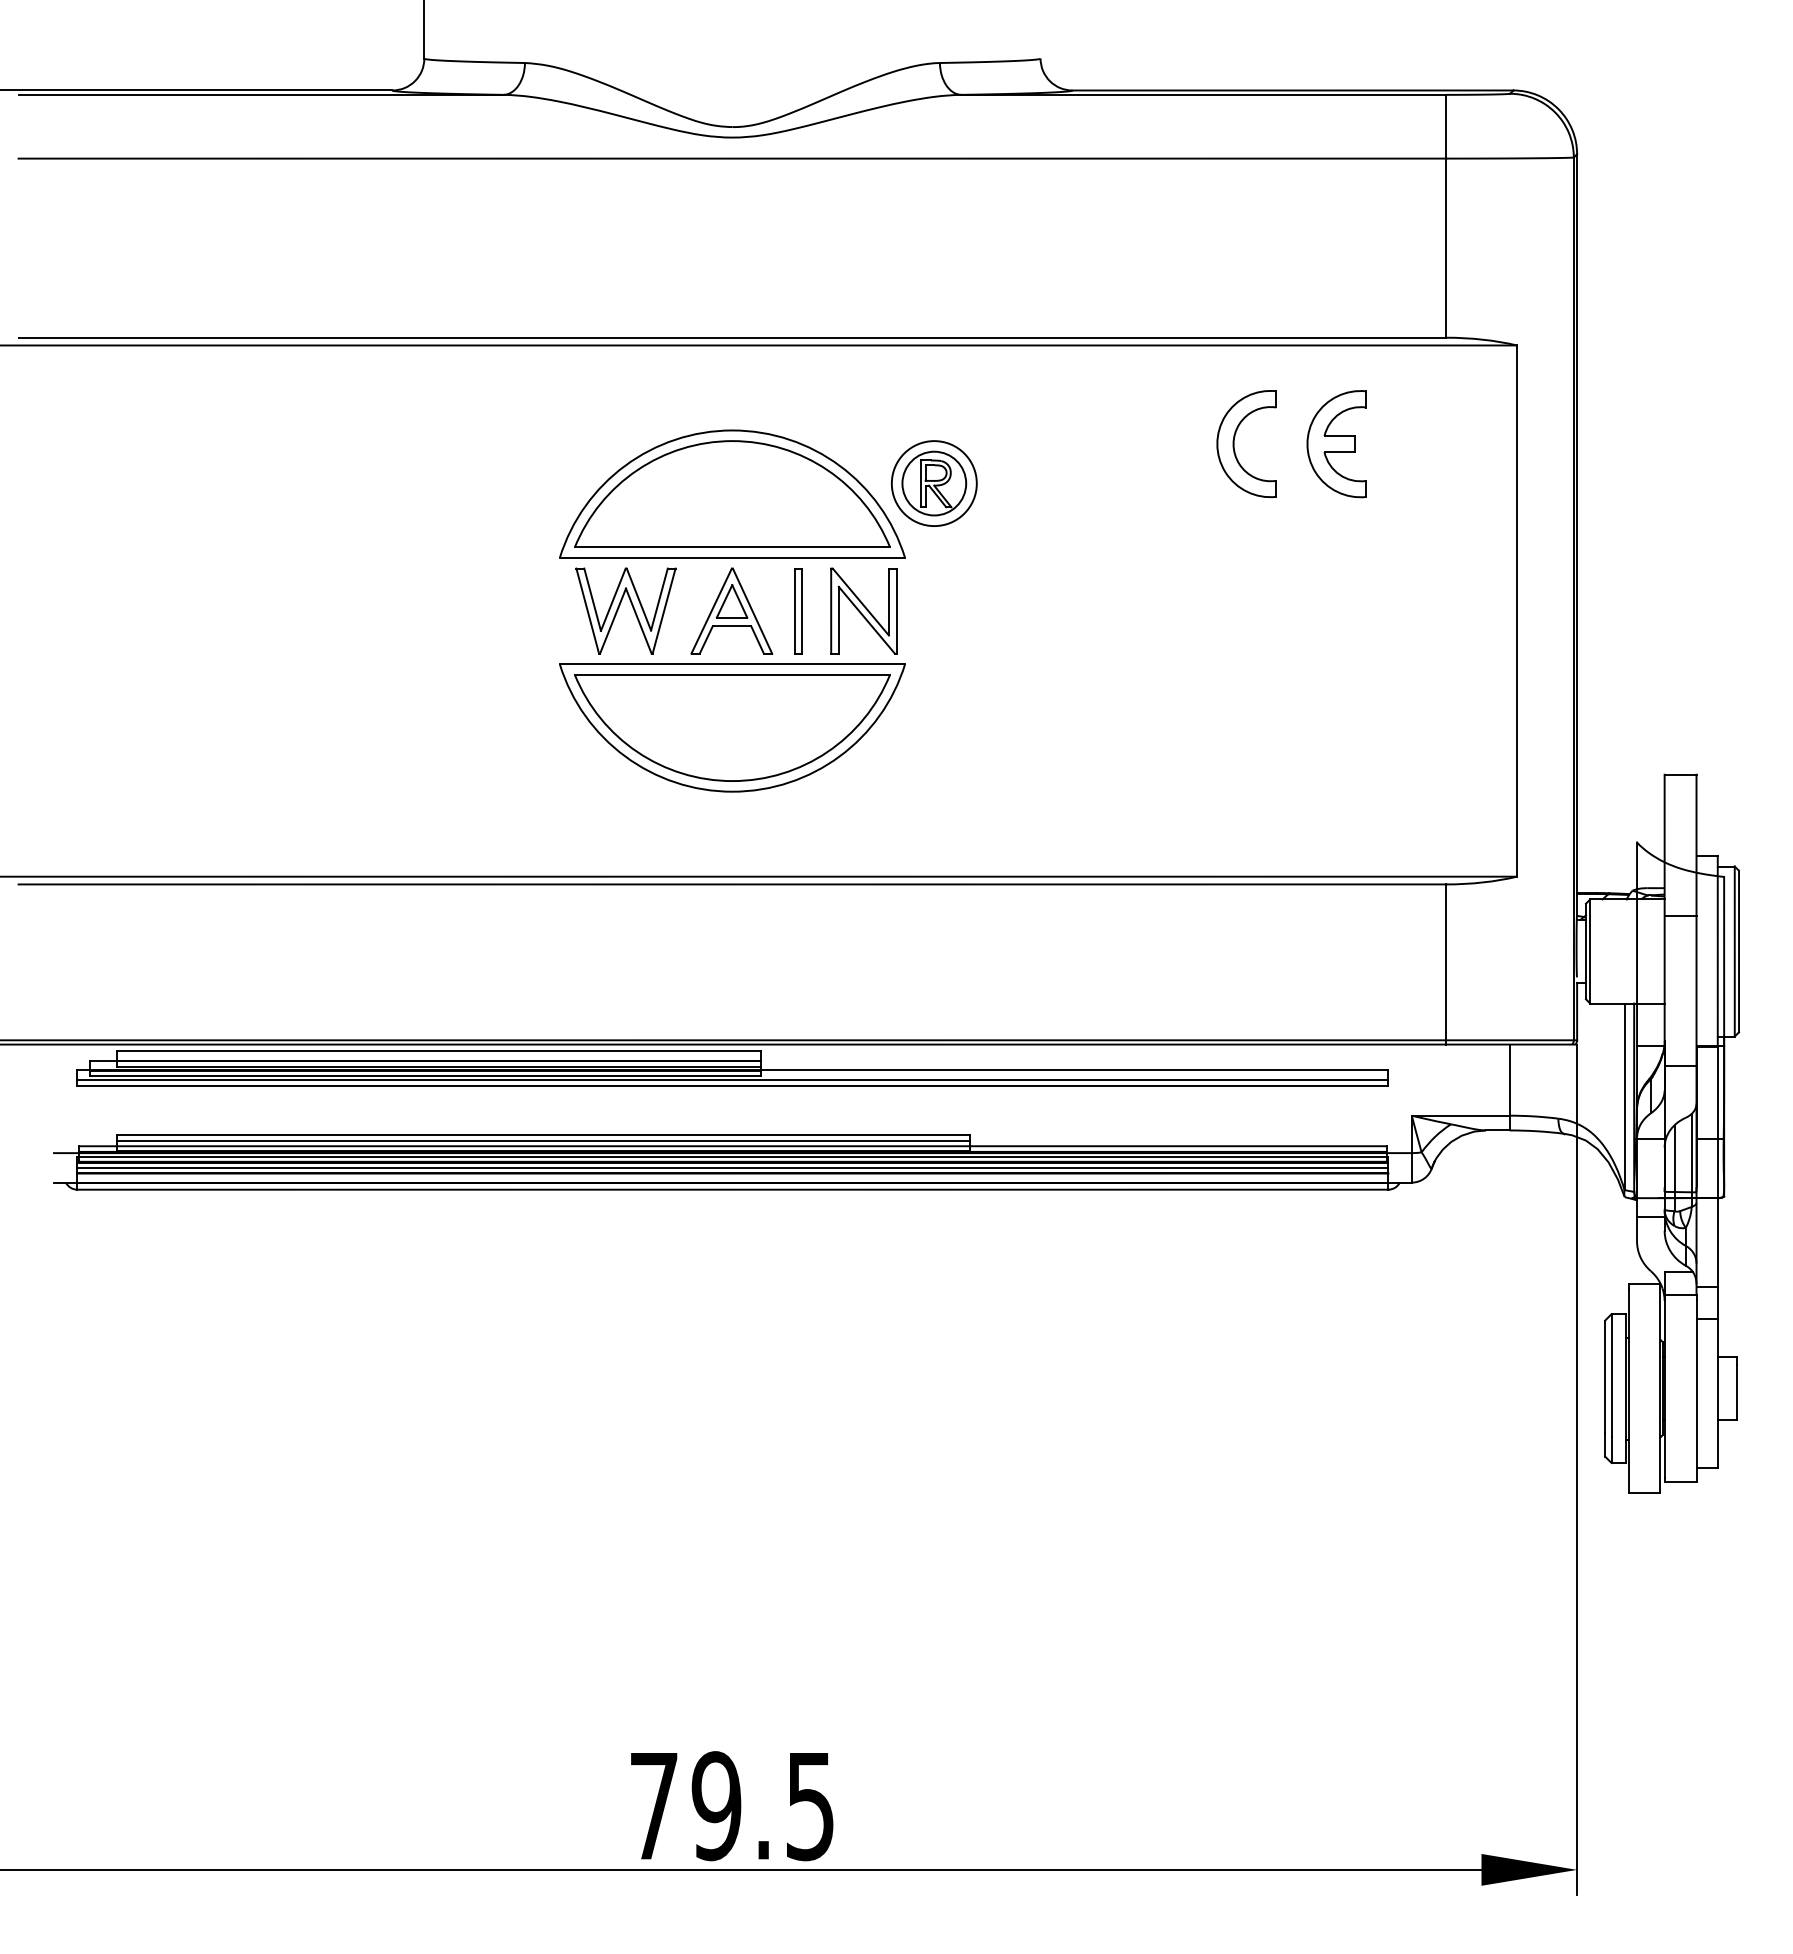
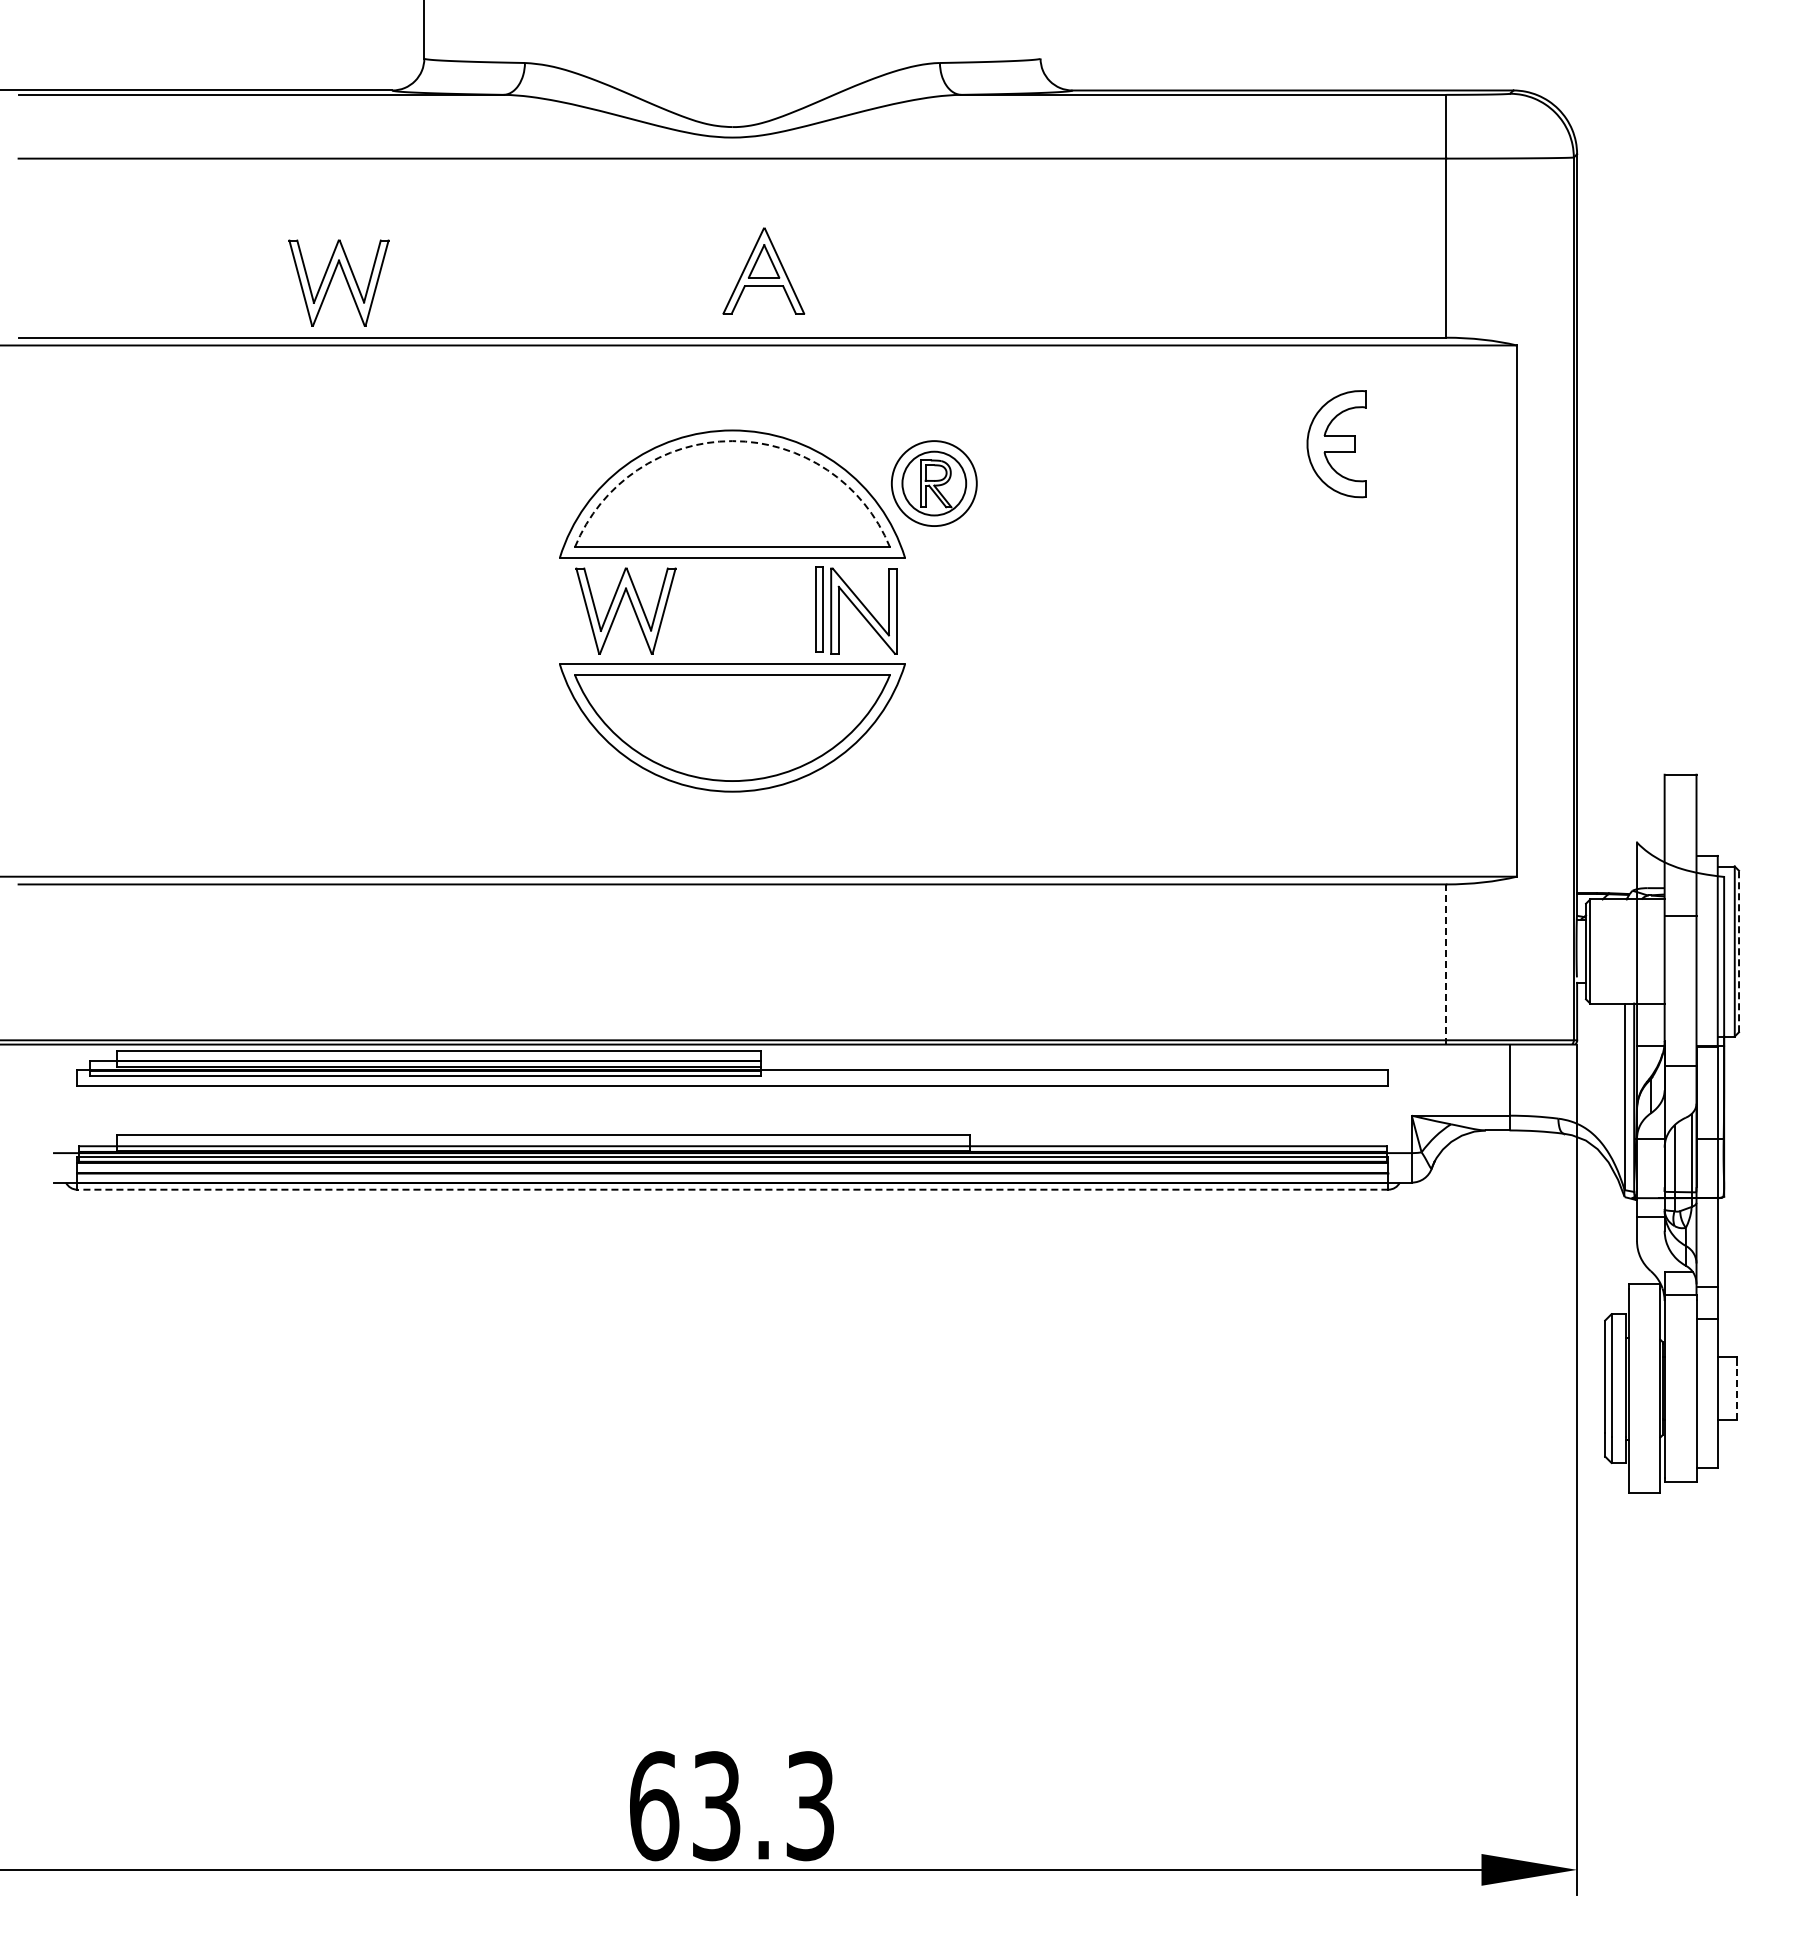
part: none -> present (332, 280)
arc: solid -> dashed (732, 441)
part: present -> none (1234, 444)
part position: (731, 610) -> (763, 270) (763, 270)
part position: (798, 611) -> (819, 609) (819, 609)
line: solid -> dashed (1739, 951)
line: solid -> dashed (1446, 963)
line: present -> none (732, 1080)
line: present -> none (542, 1141)
line: present -> none (732, 1167)
line: solid -> dashed (732, 1189)
line: solid -> dashed (1736, 1392)
text: 79.5 -> 63.3 (731, 1806)
